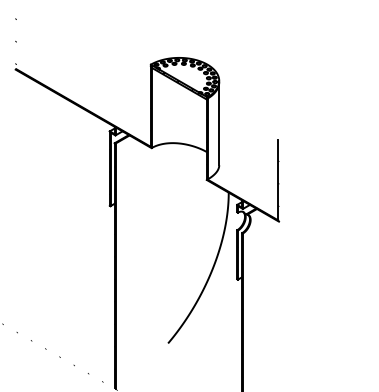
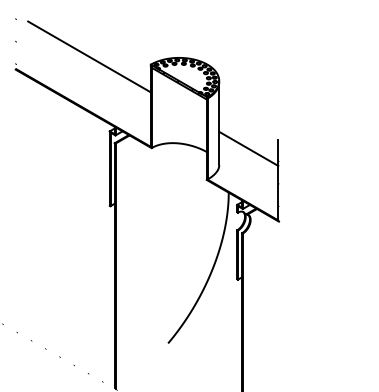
line: none -> present (89, 56)
line: none -> present (248, 148)
